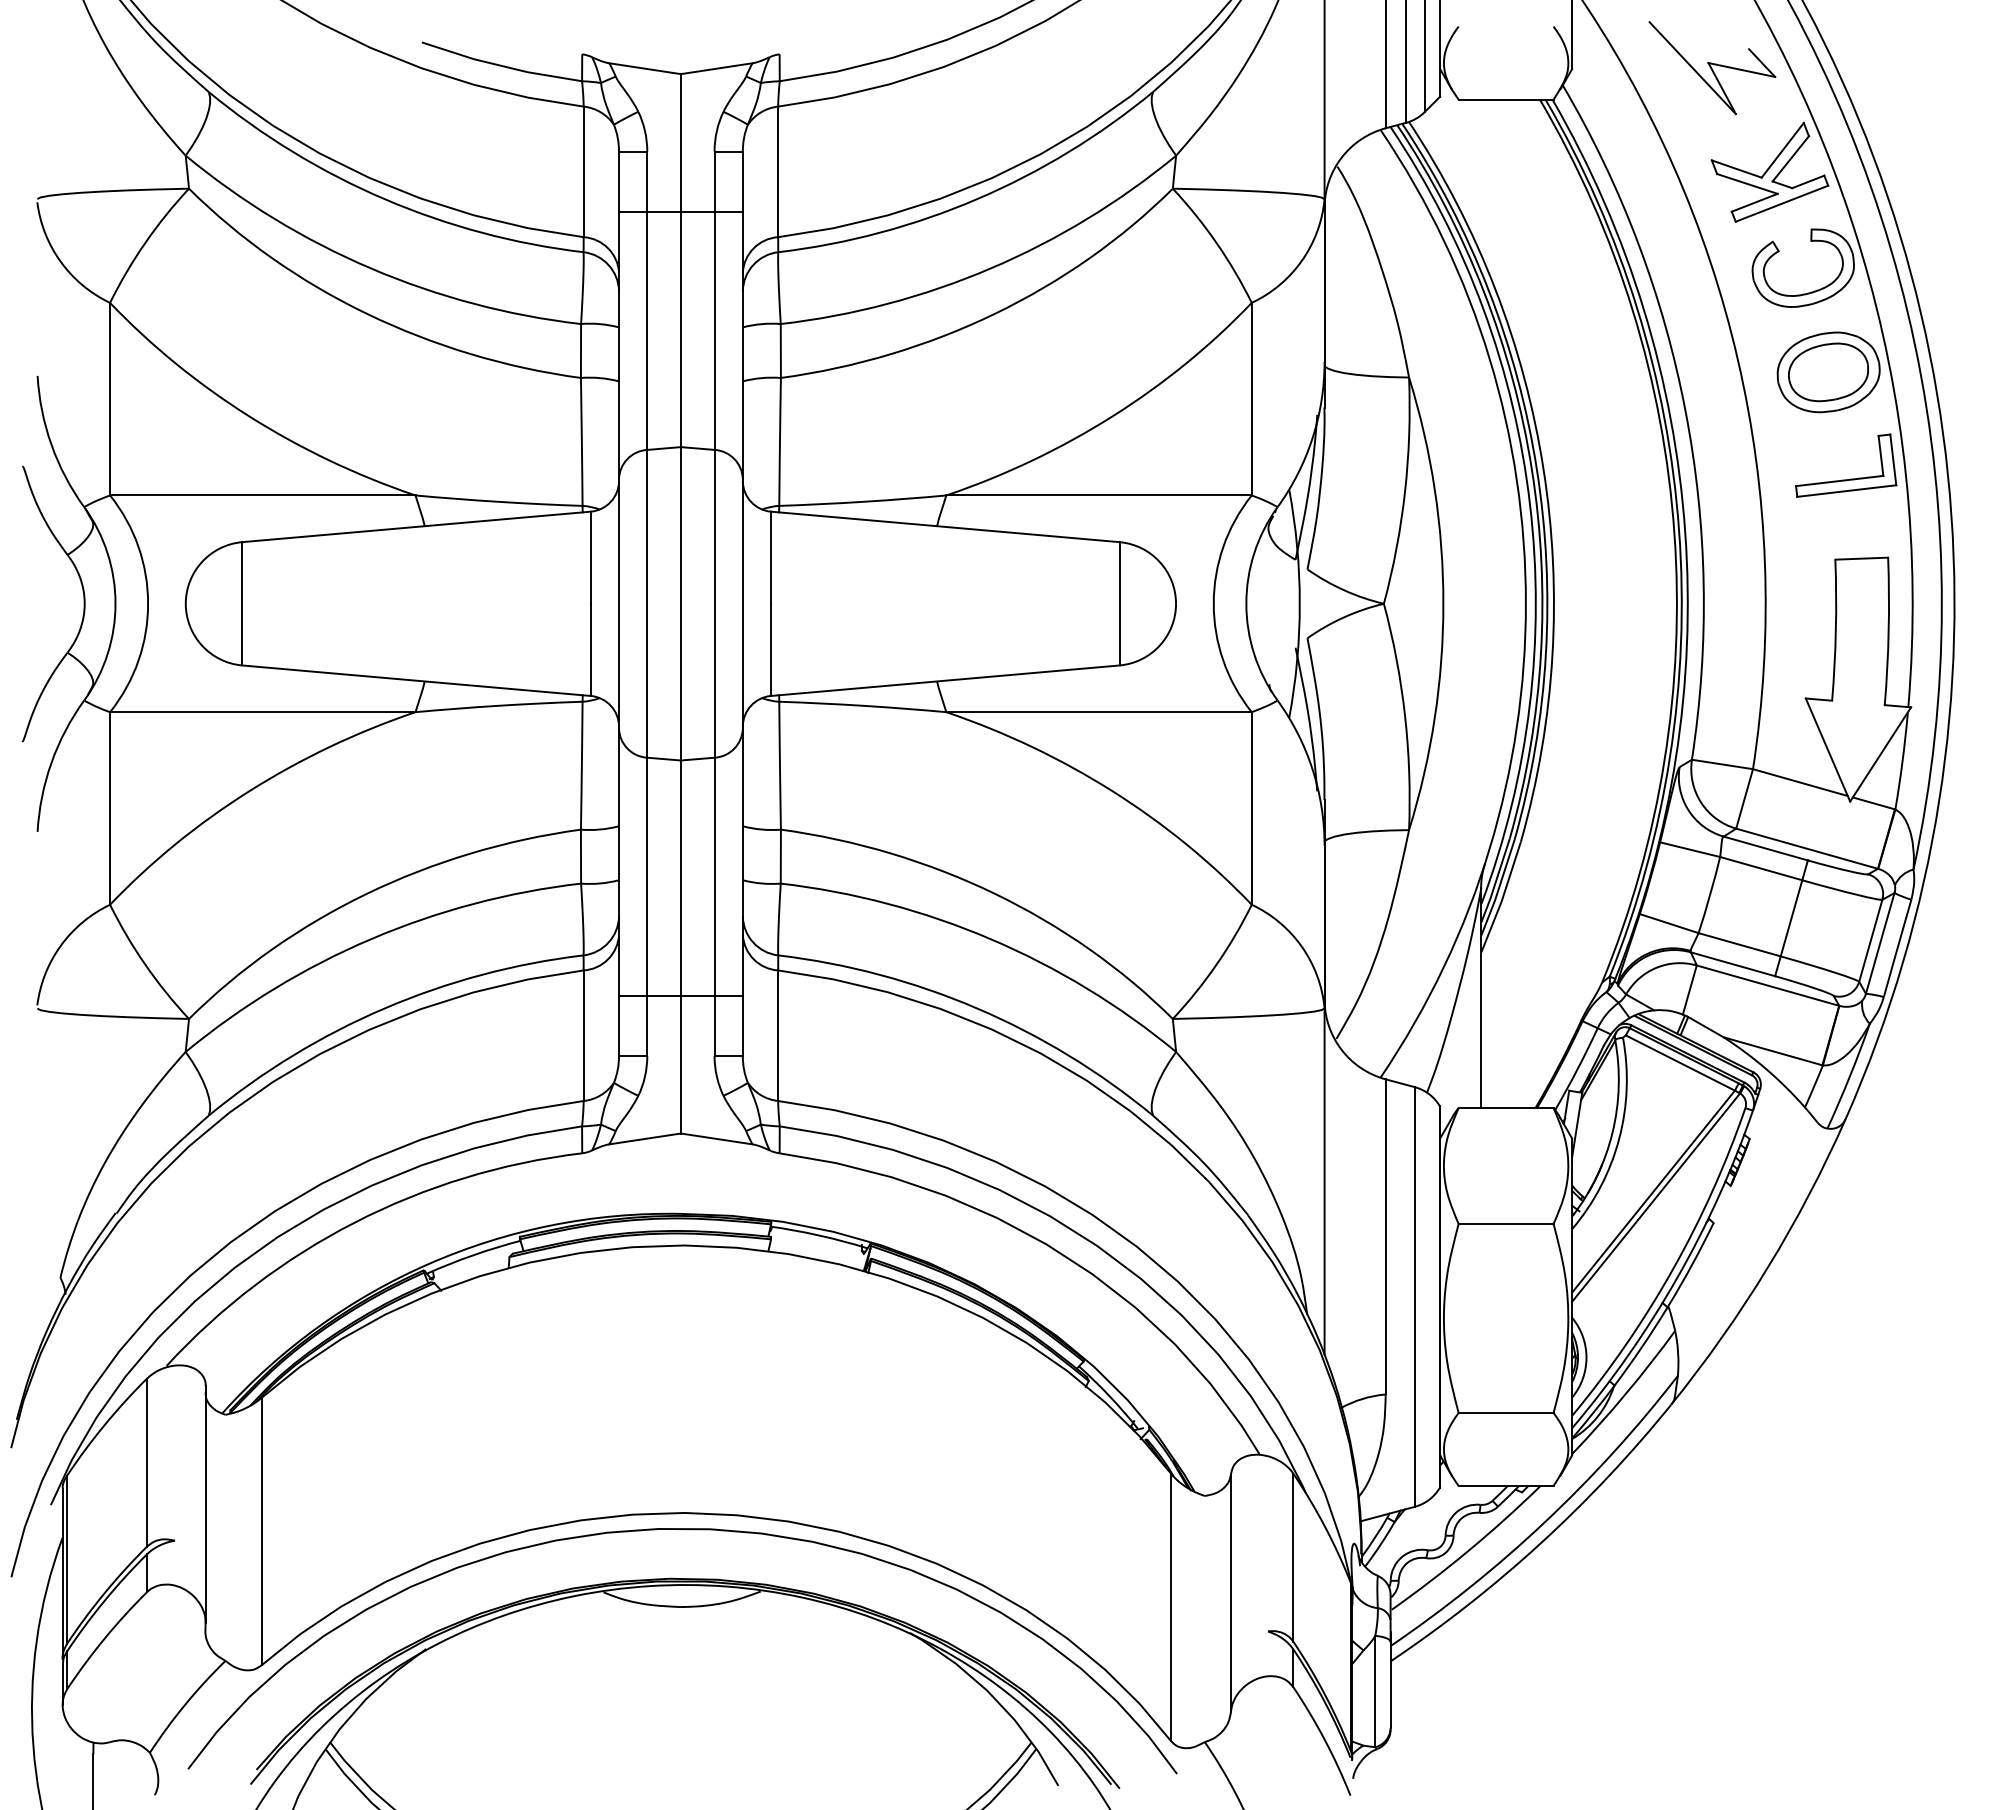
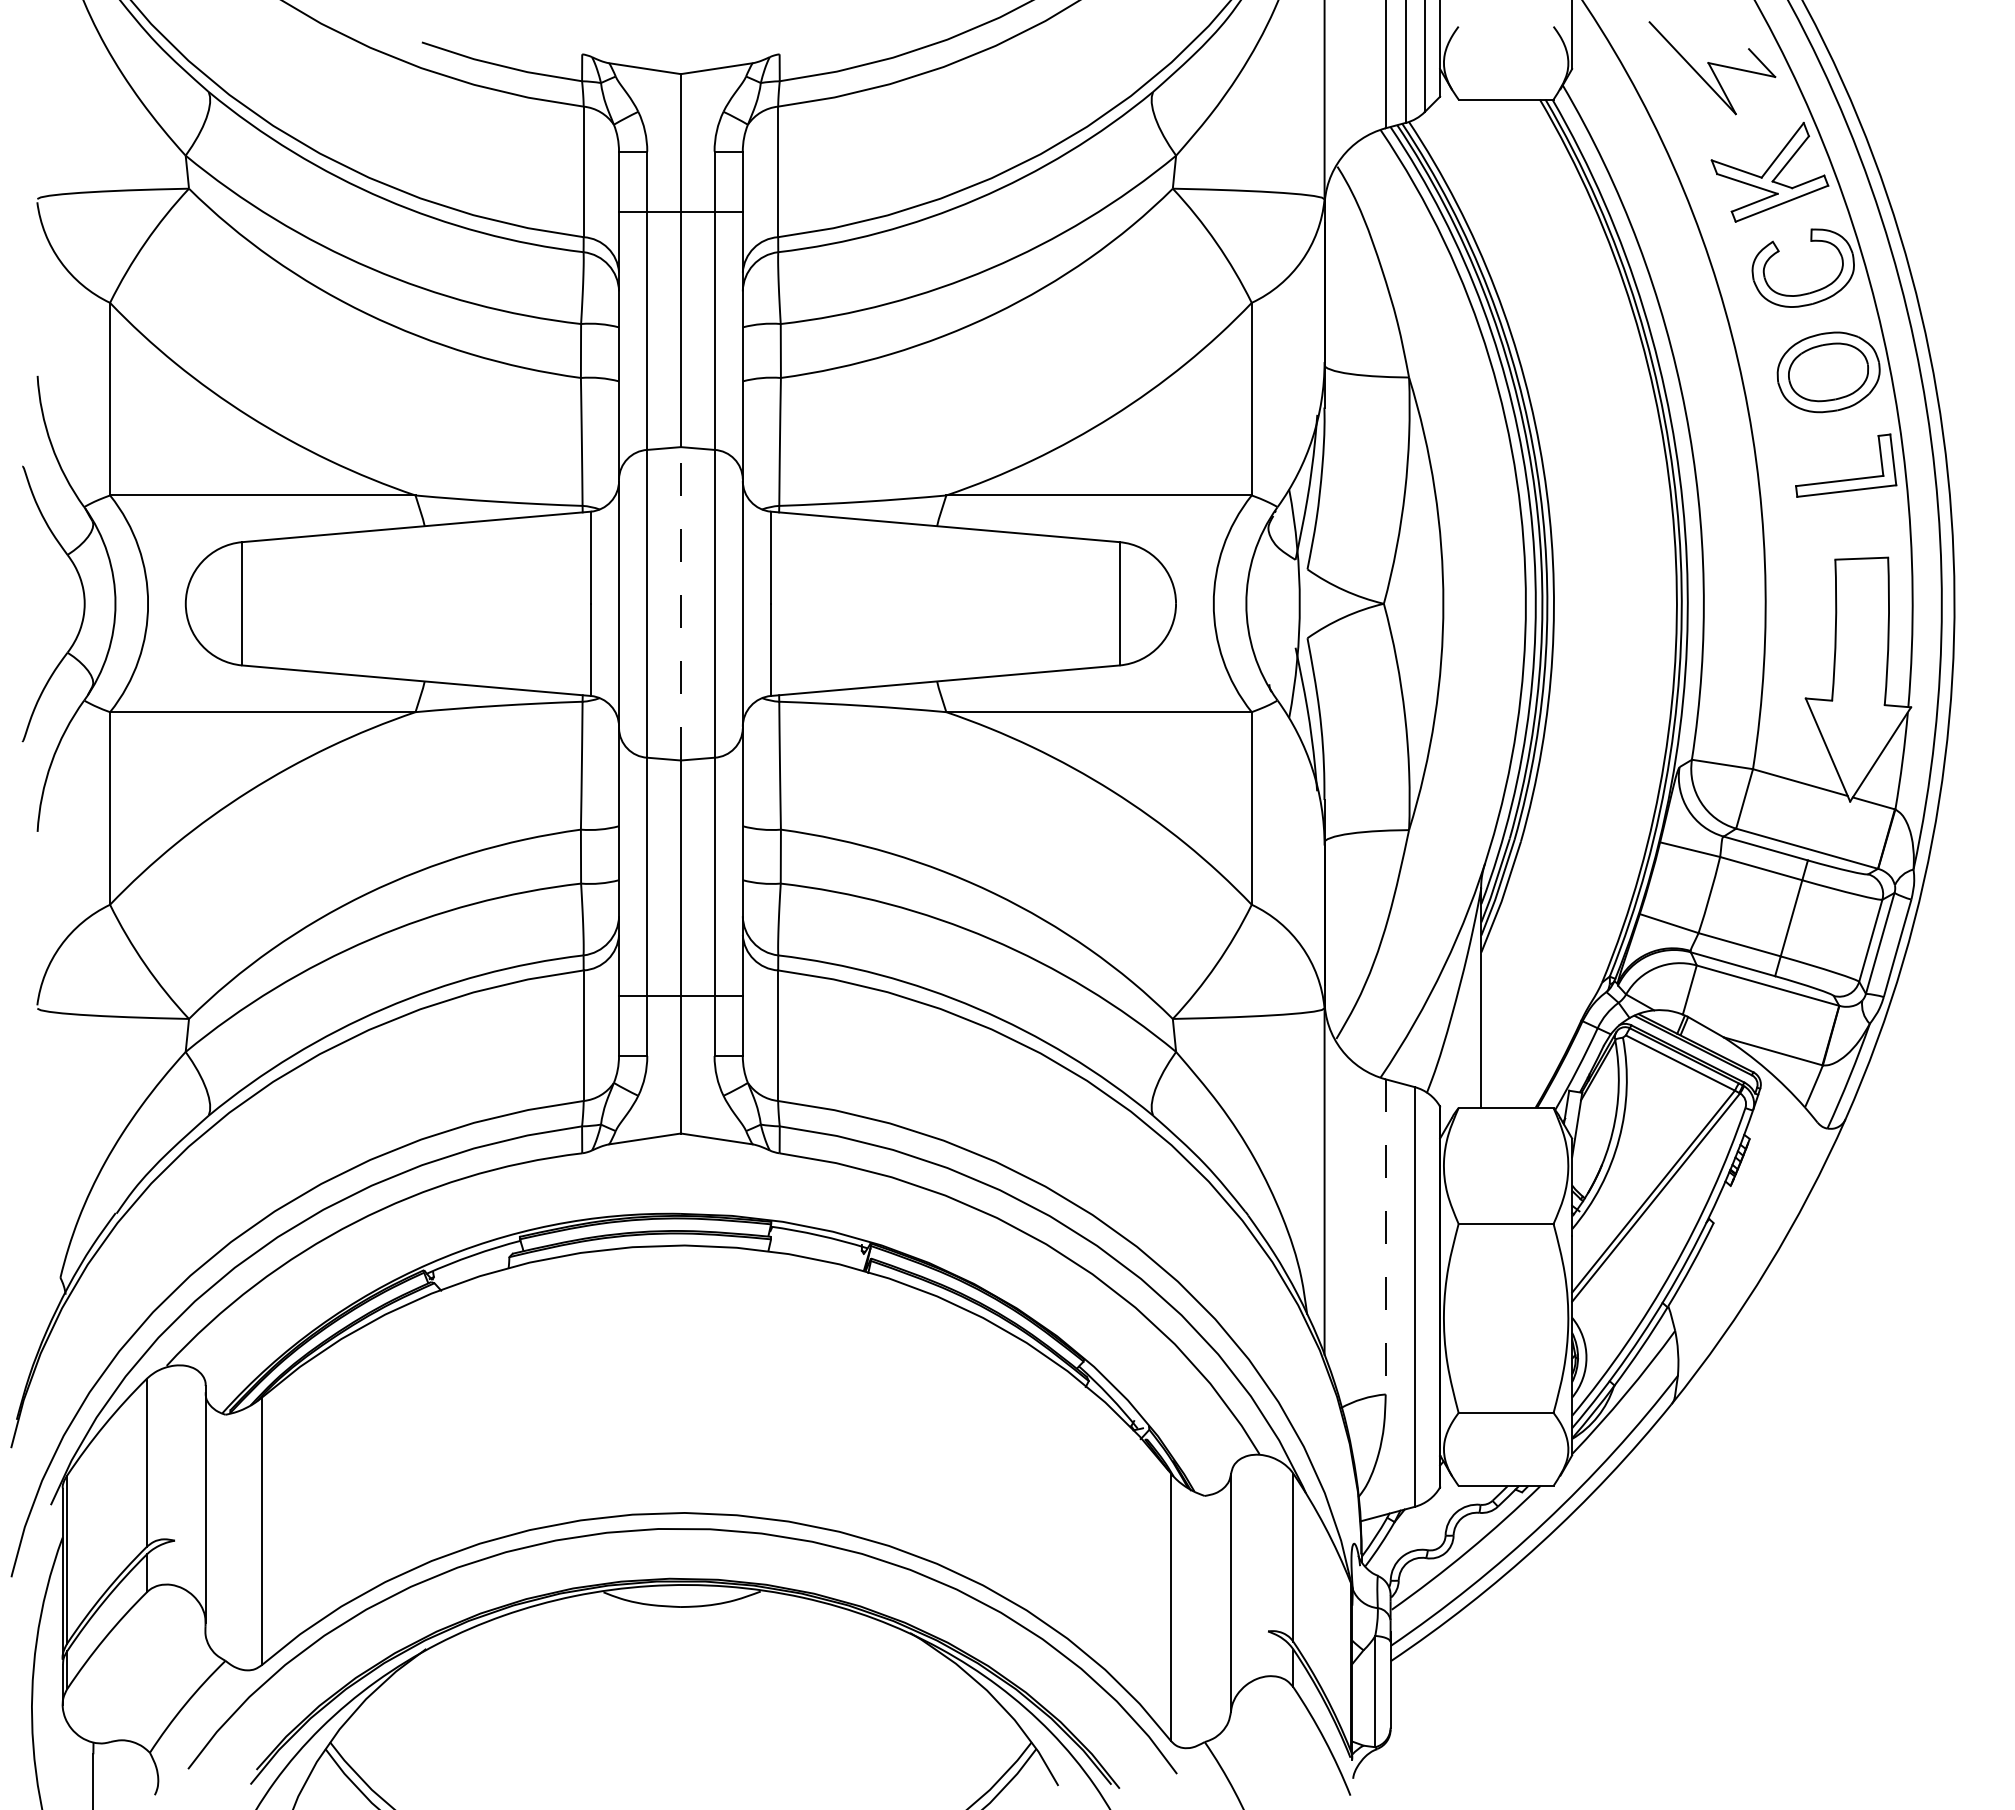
line: solid -> dashed (680, 603)
line: solid -> dashed (1385, 1236)
